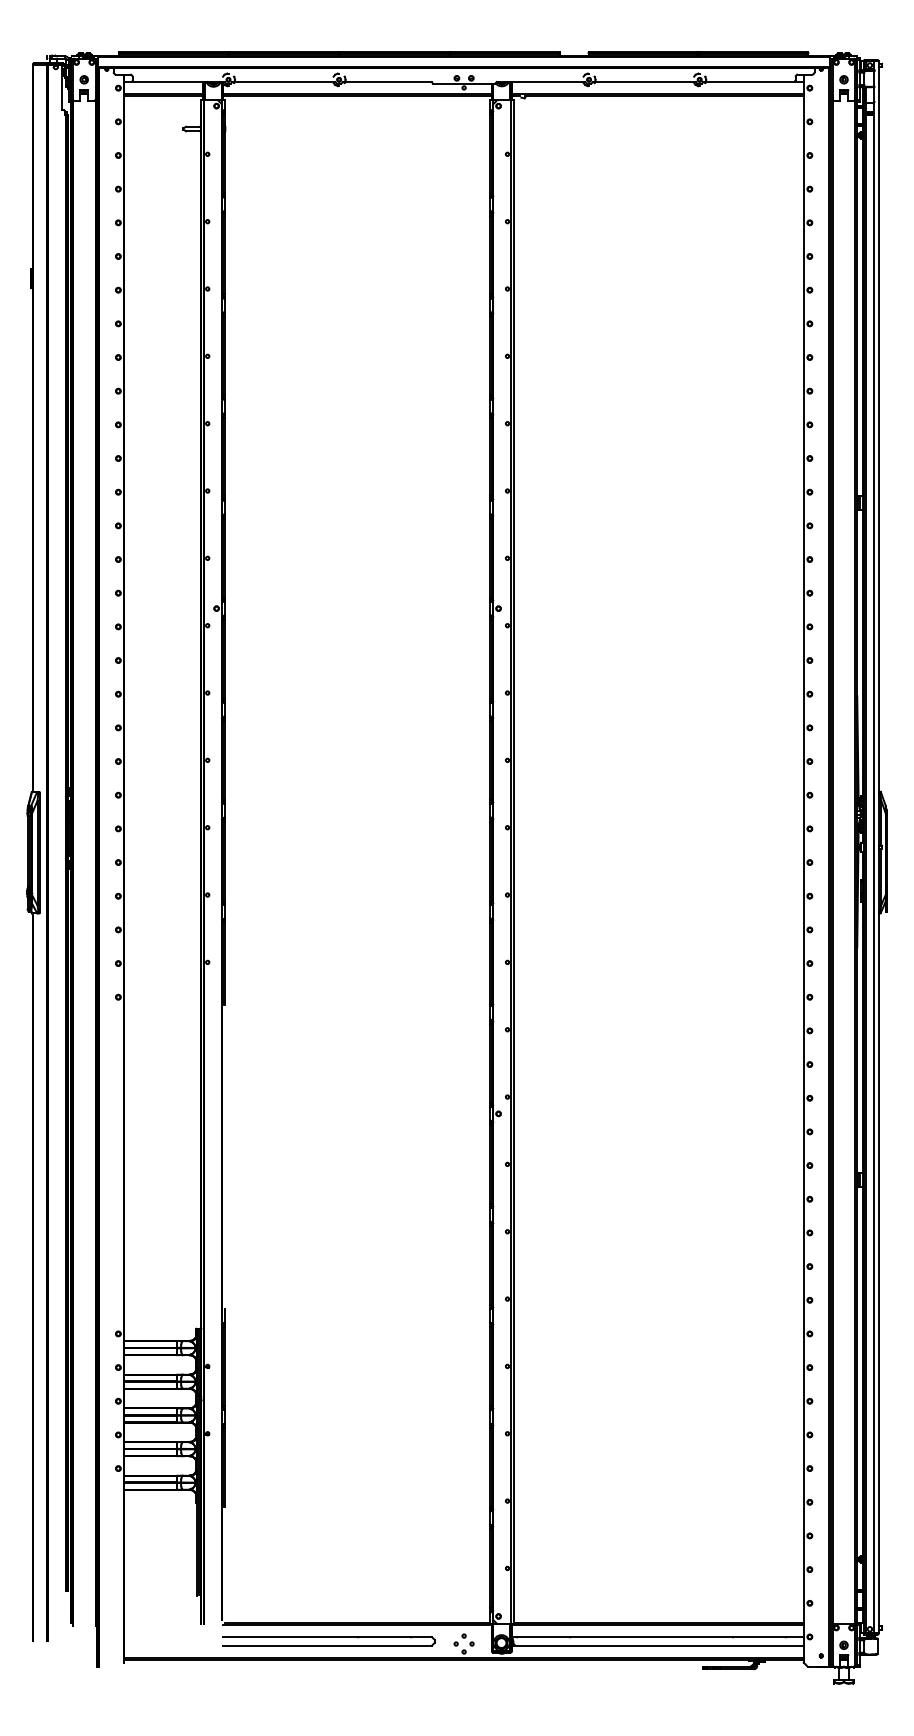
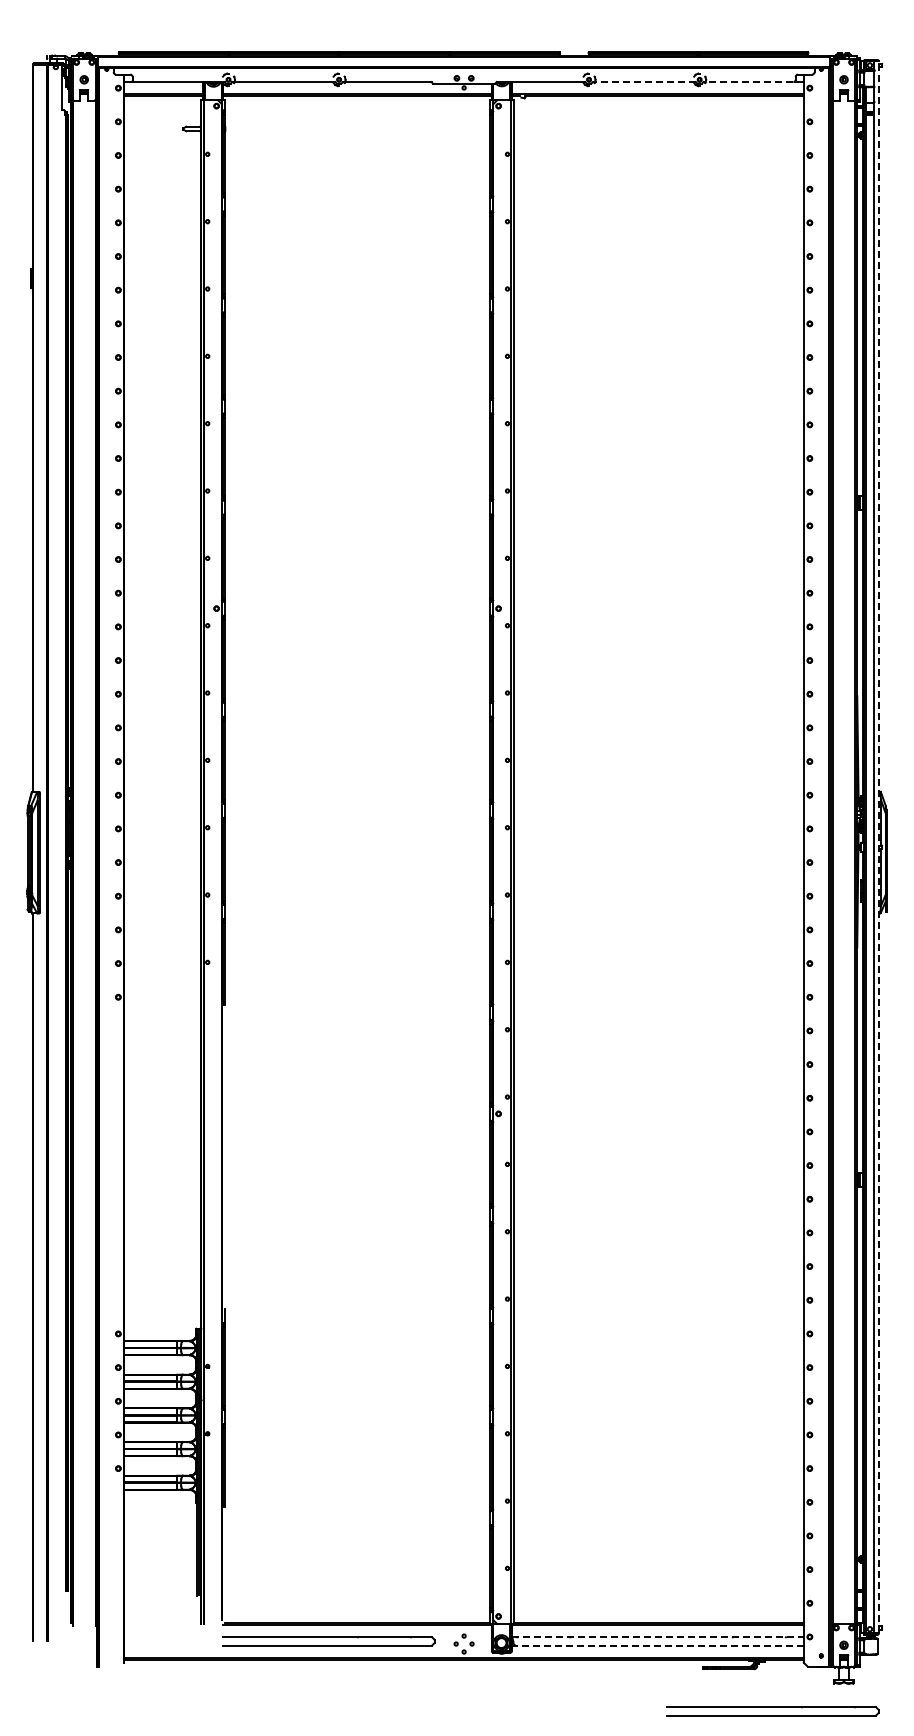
line: solid -> dashed (644, 82)
line: solid -> dashed (748, 82)
line: solid -> dashed (878, 846)
line: solid -> dashed (657, 1637)
line: solid -> dashed (657, 1645)
part: none -> present (772, 1711)
